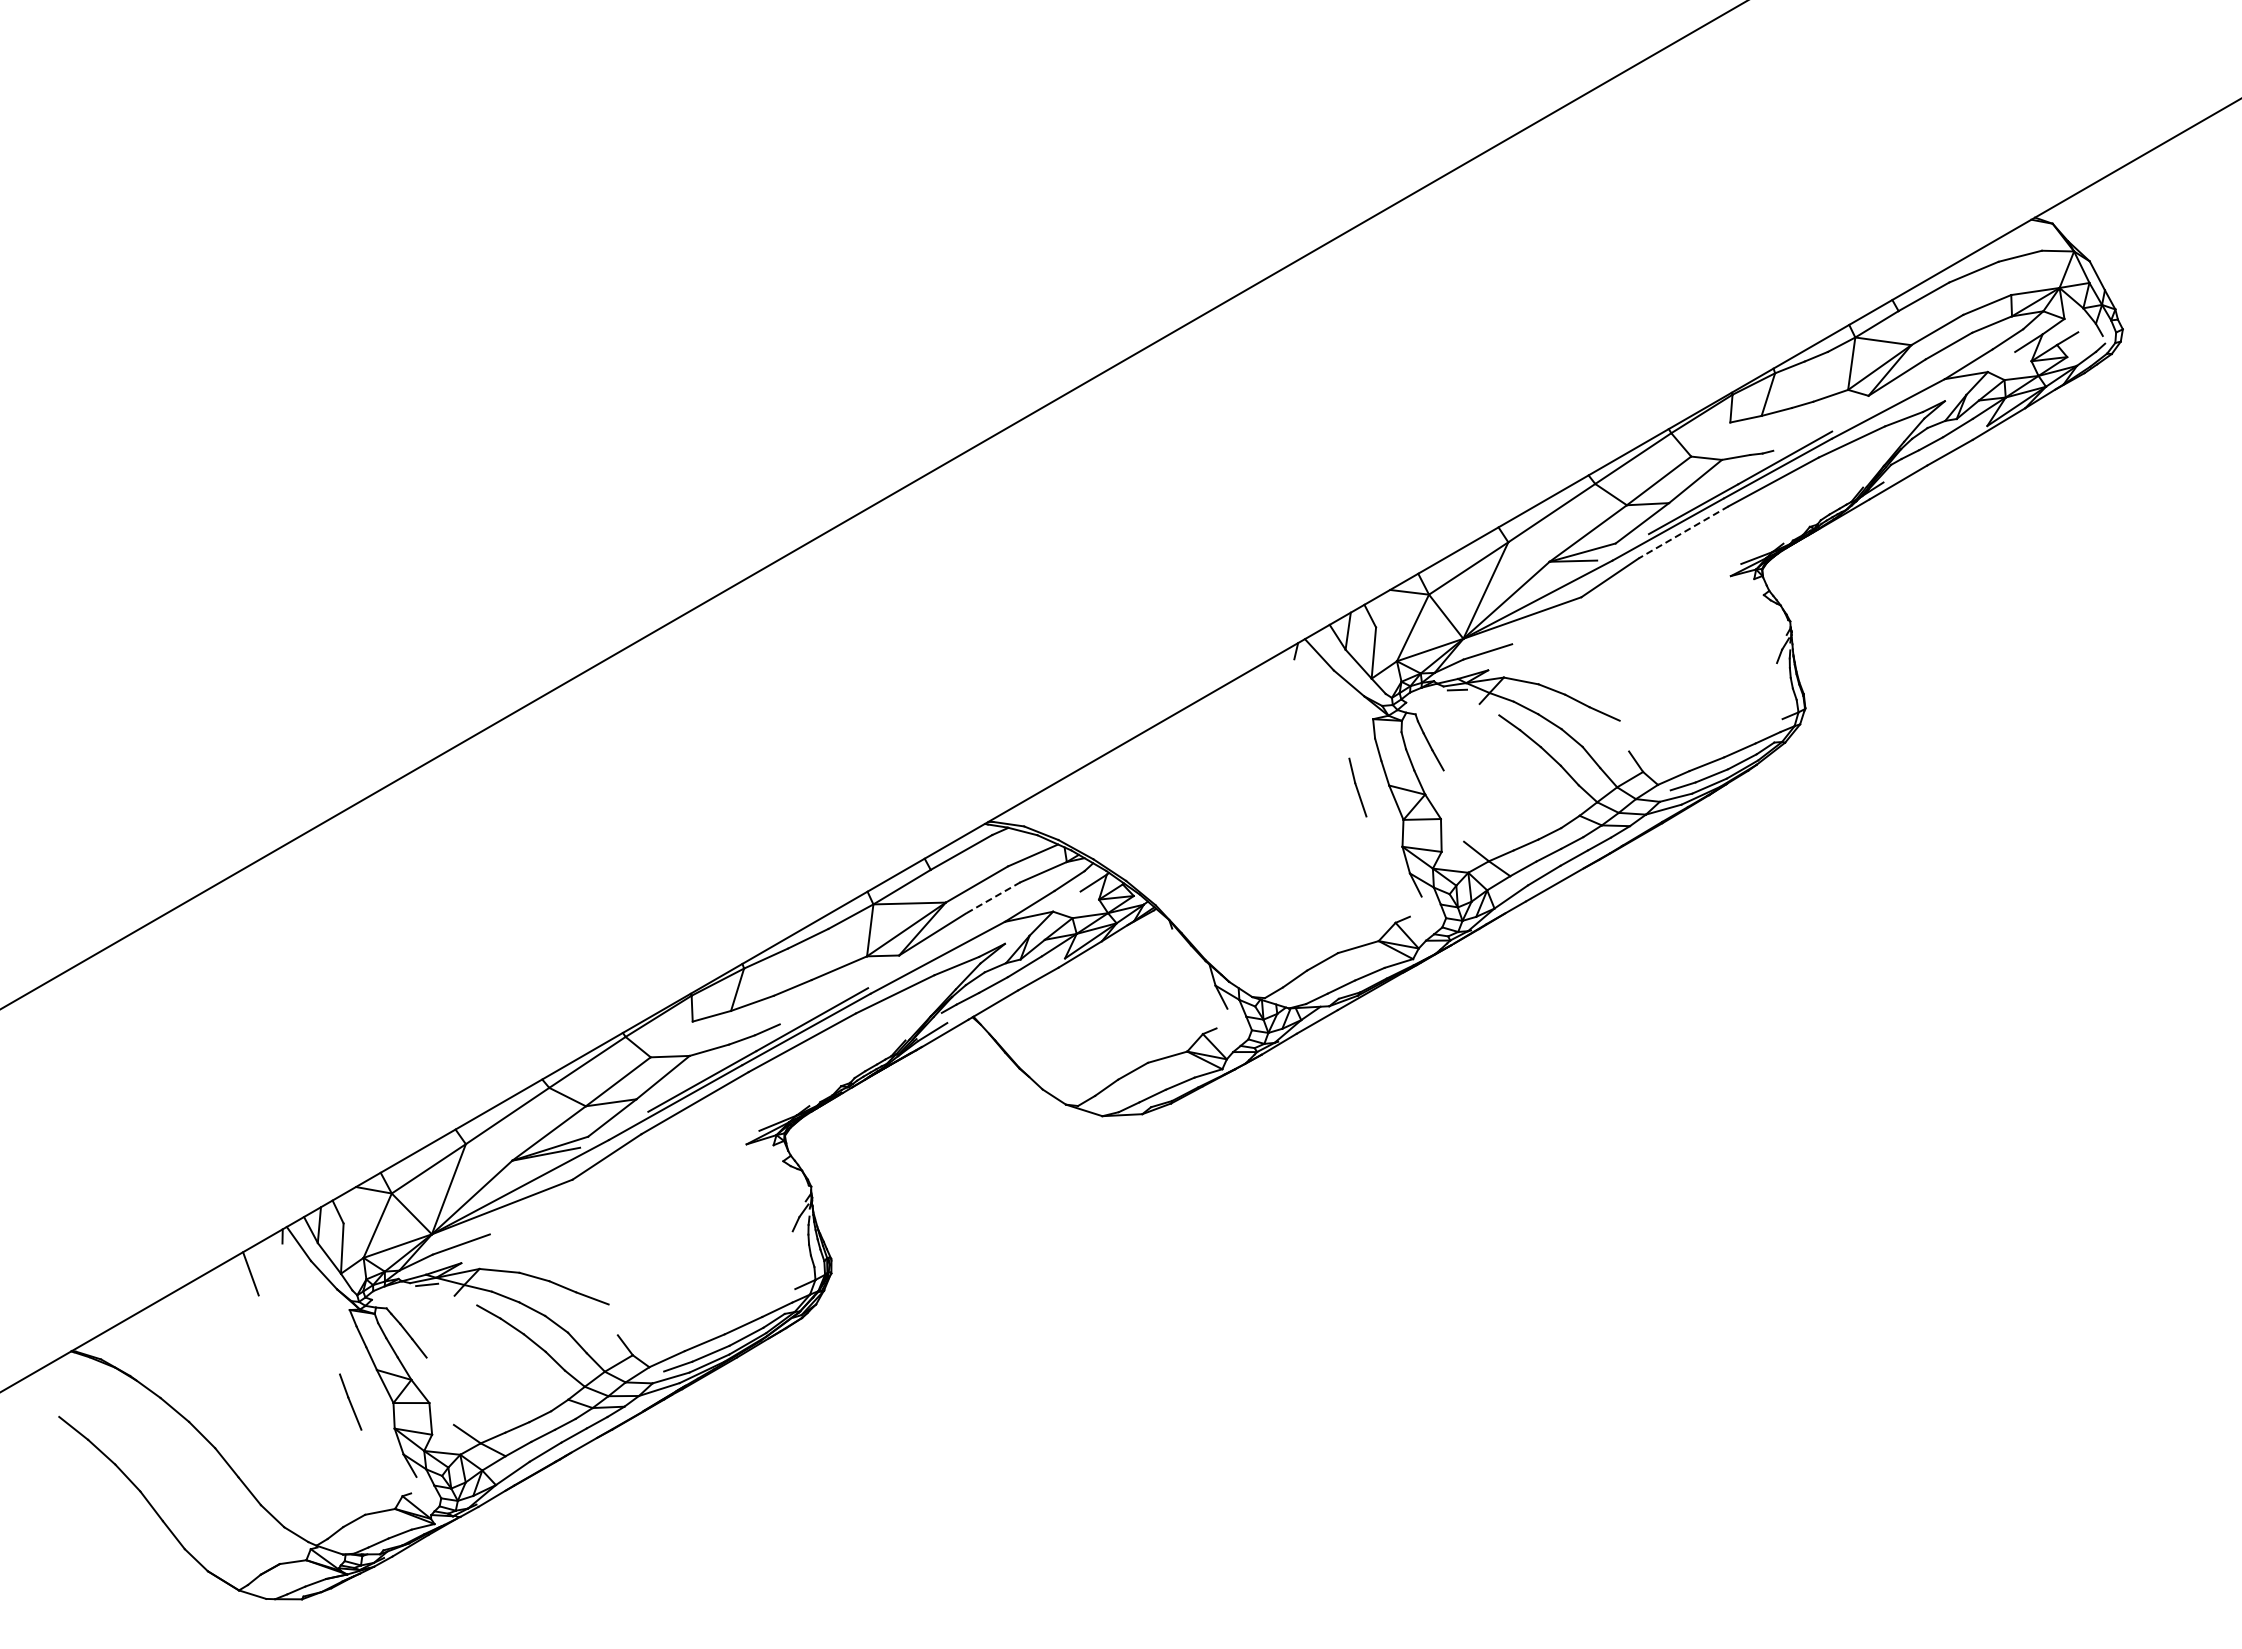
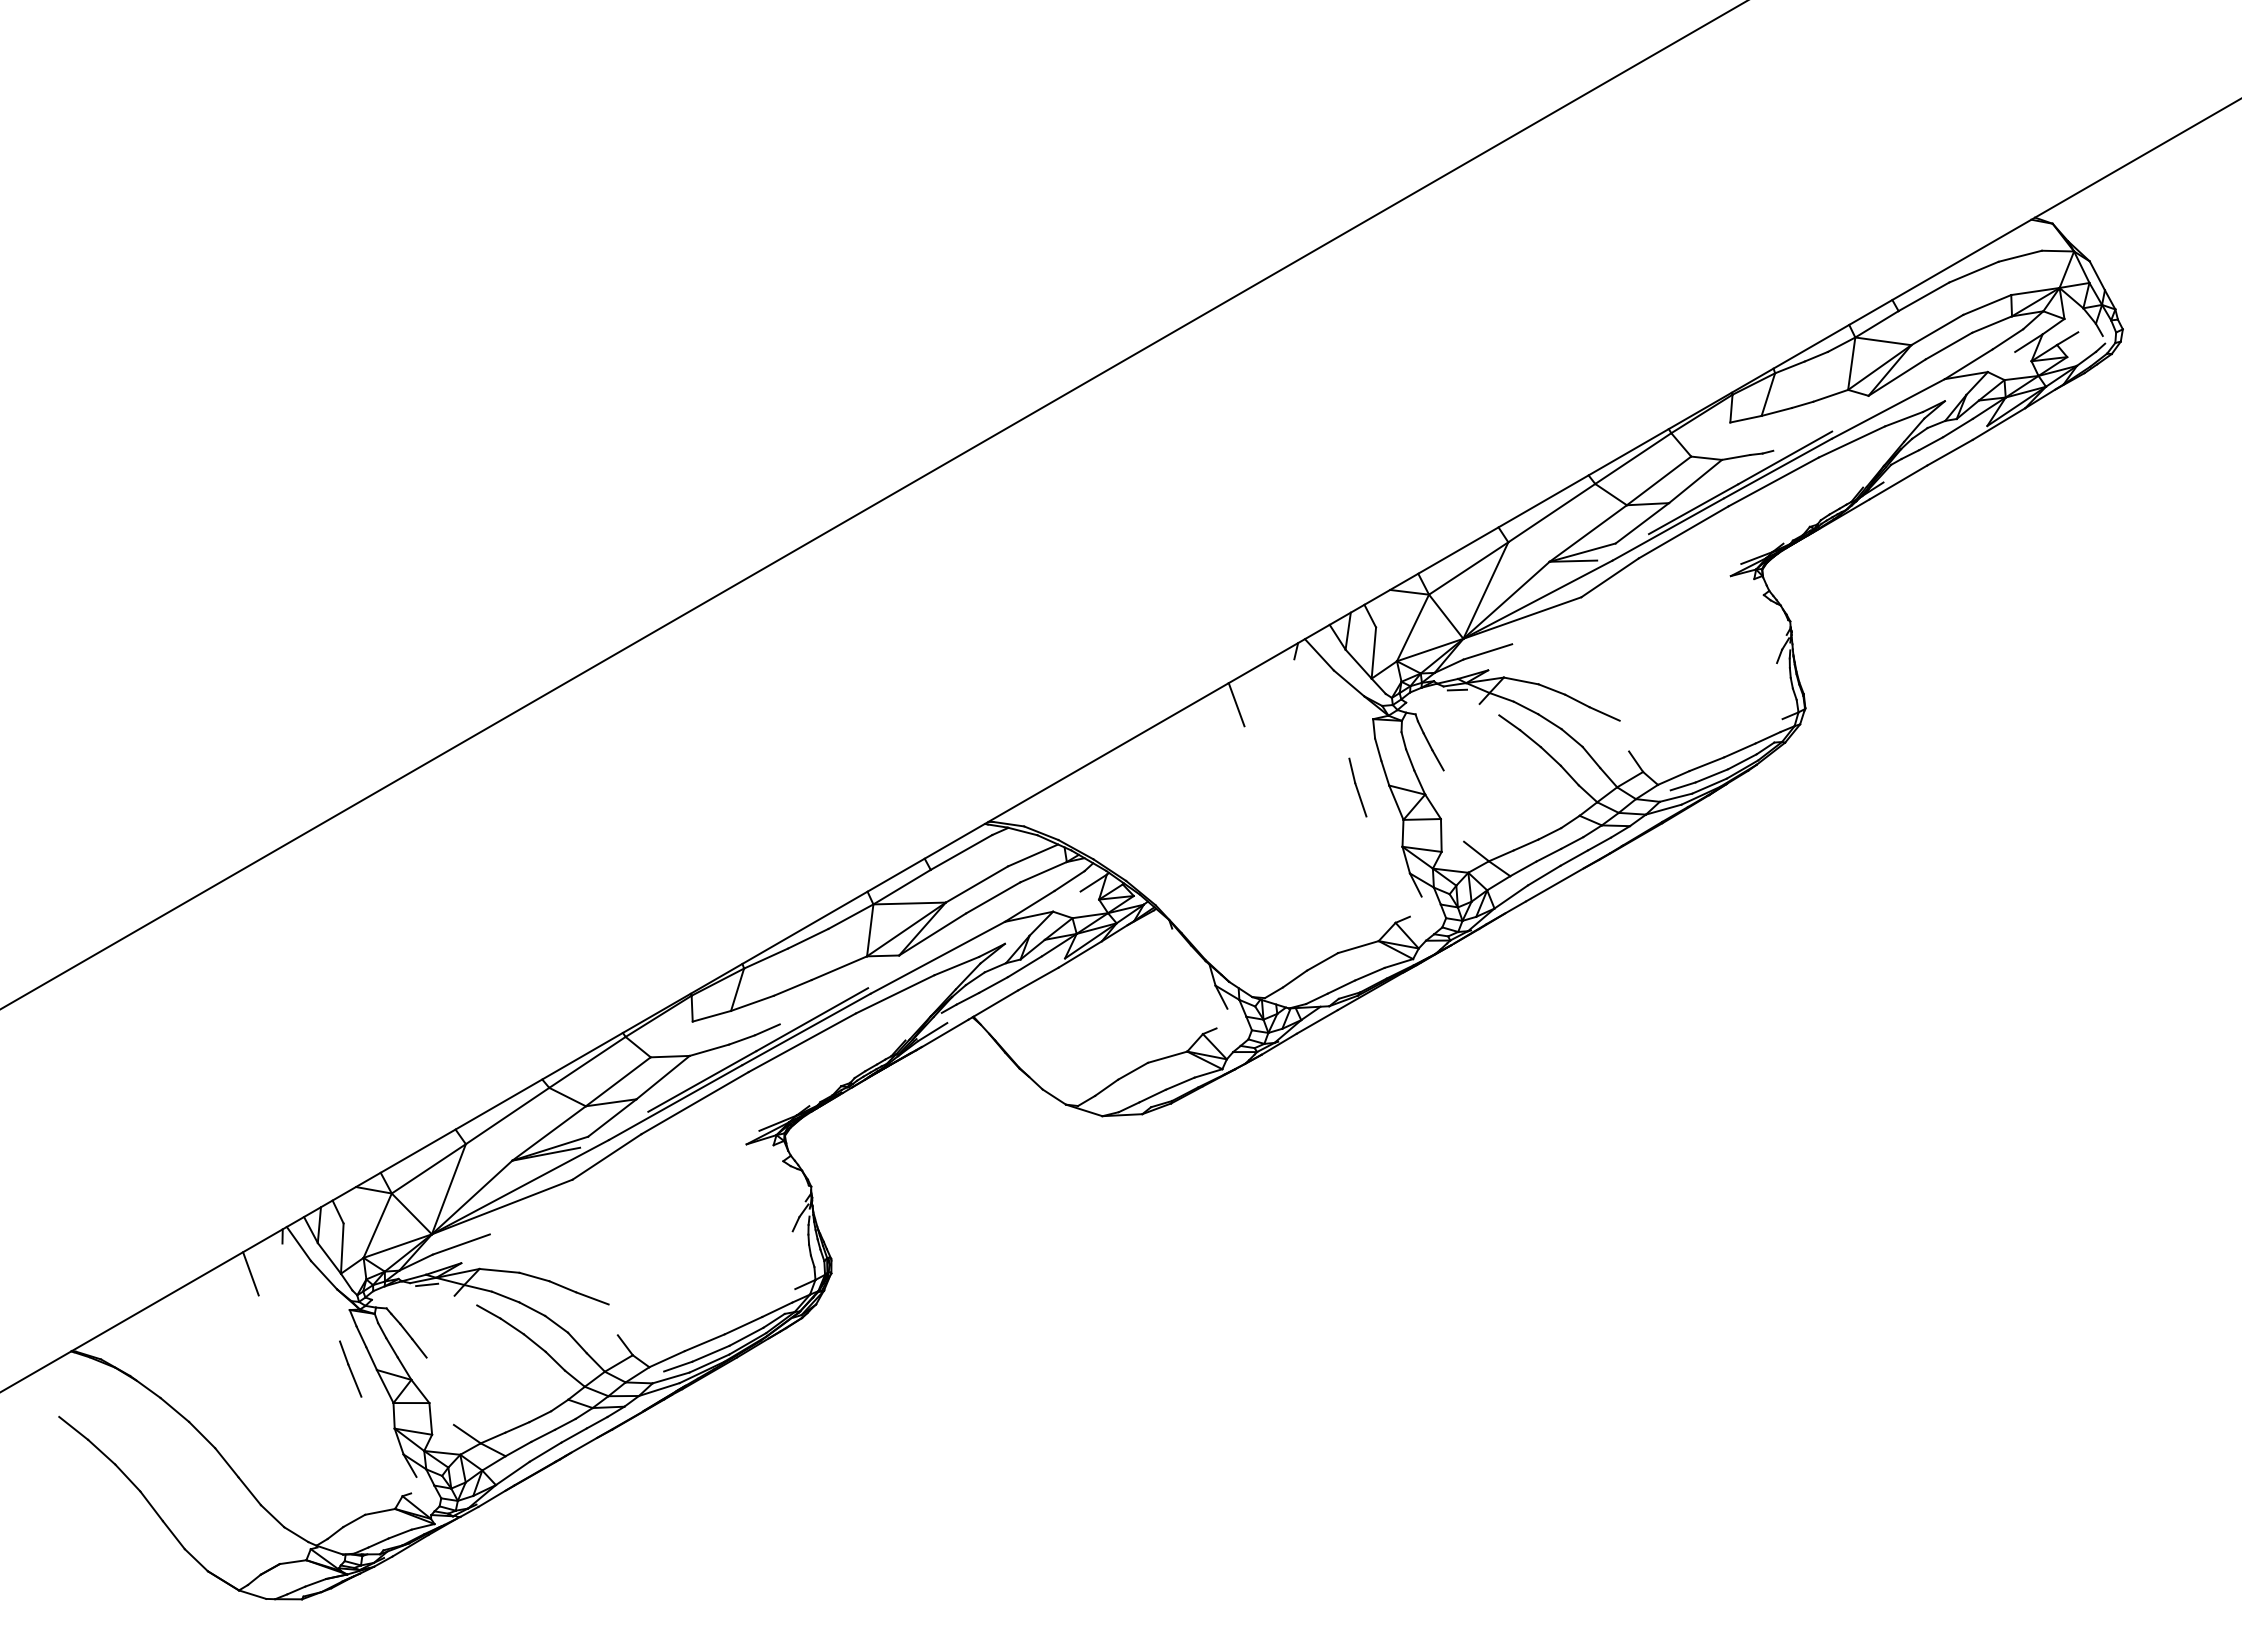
line: dashed -> solid (1683, 532)
line: none -> present (1236, 704)
line: dashed -> solid (992, 898)
line position: (350, 1401) -> (350, 1368) (350, 1368)
